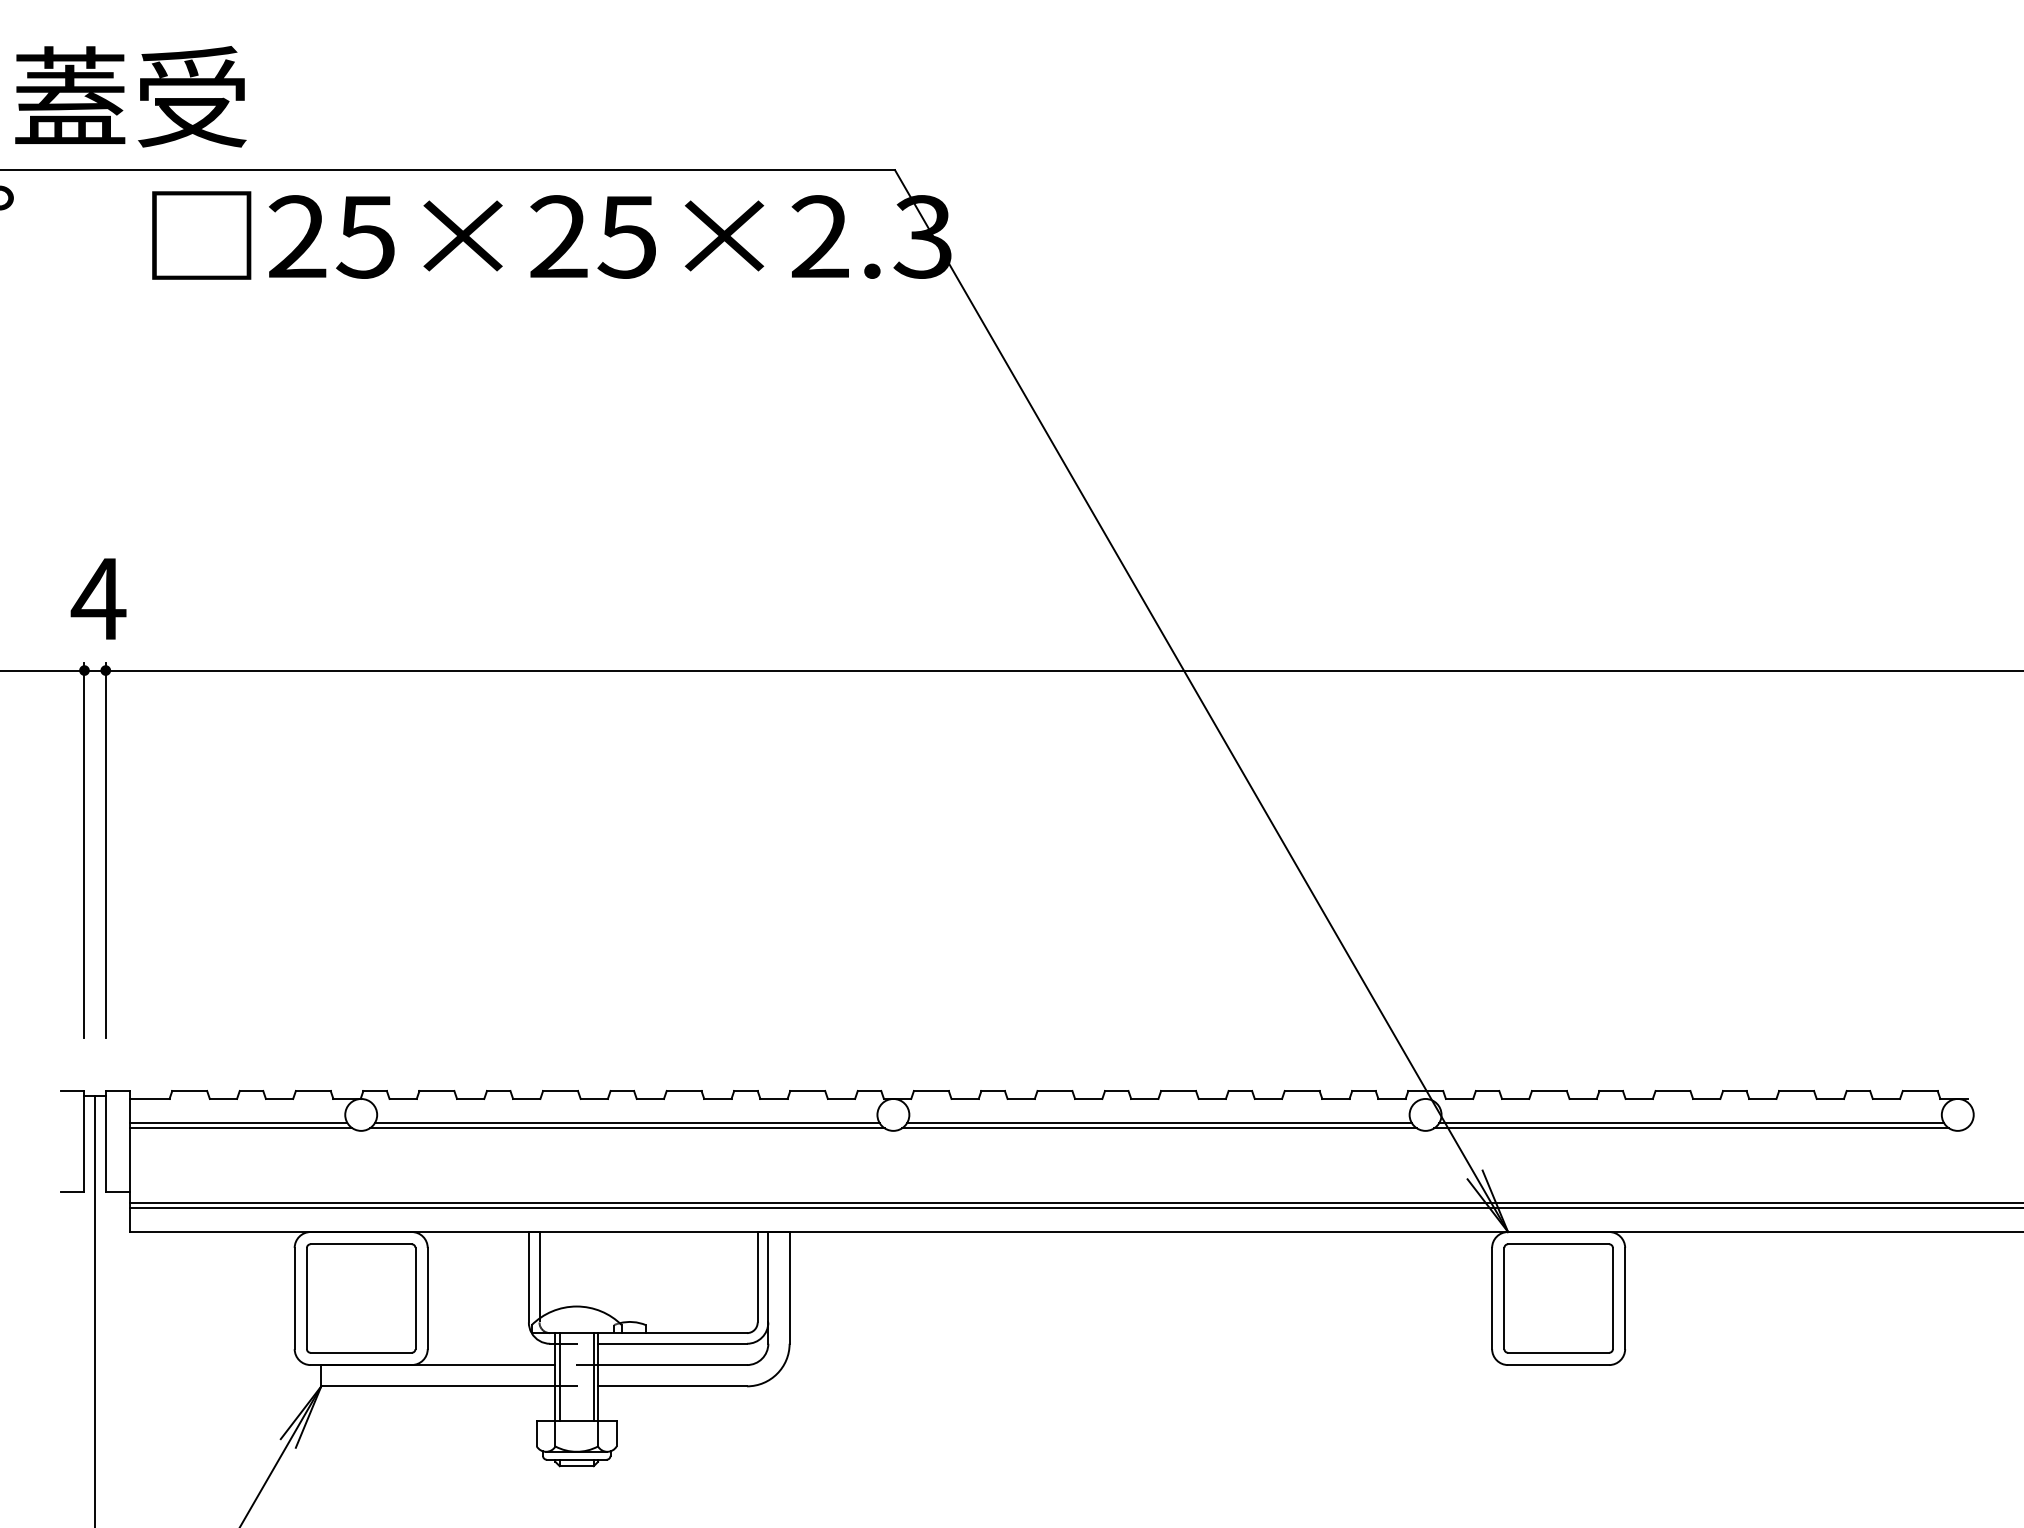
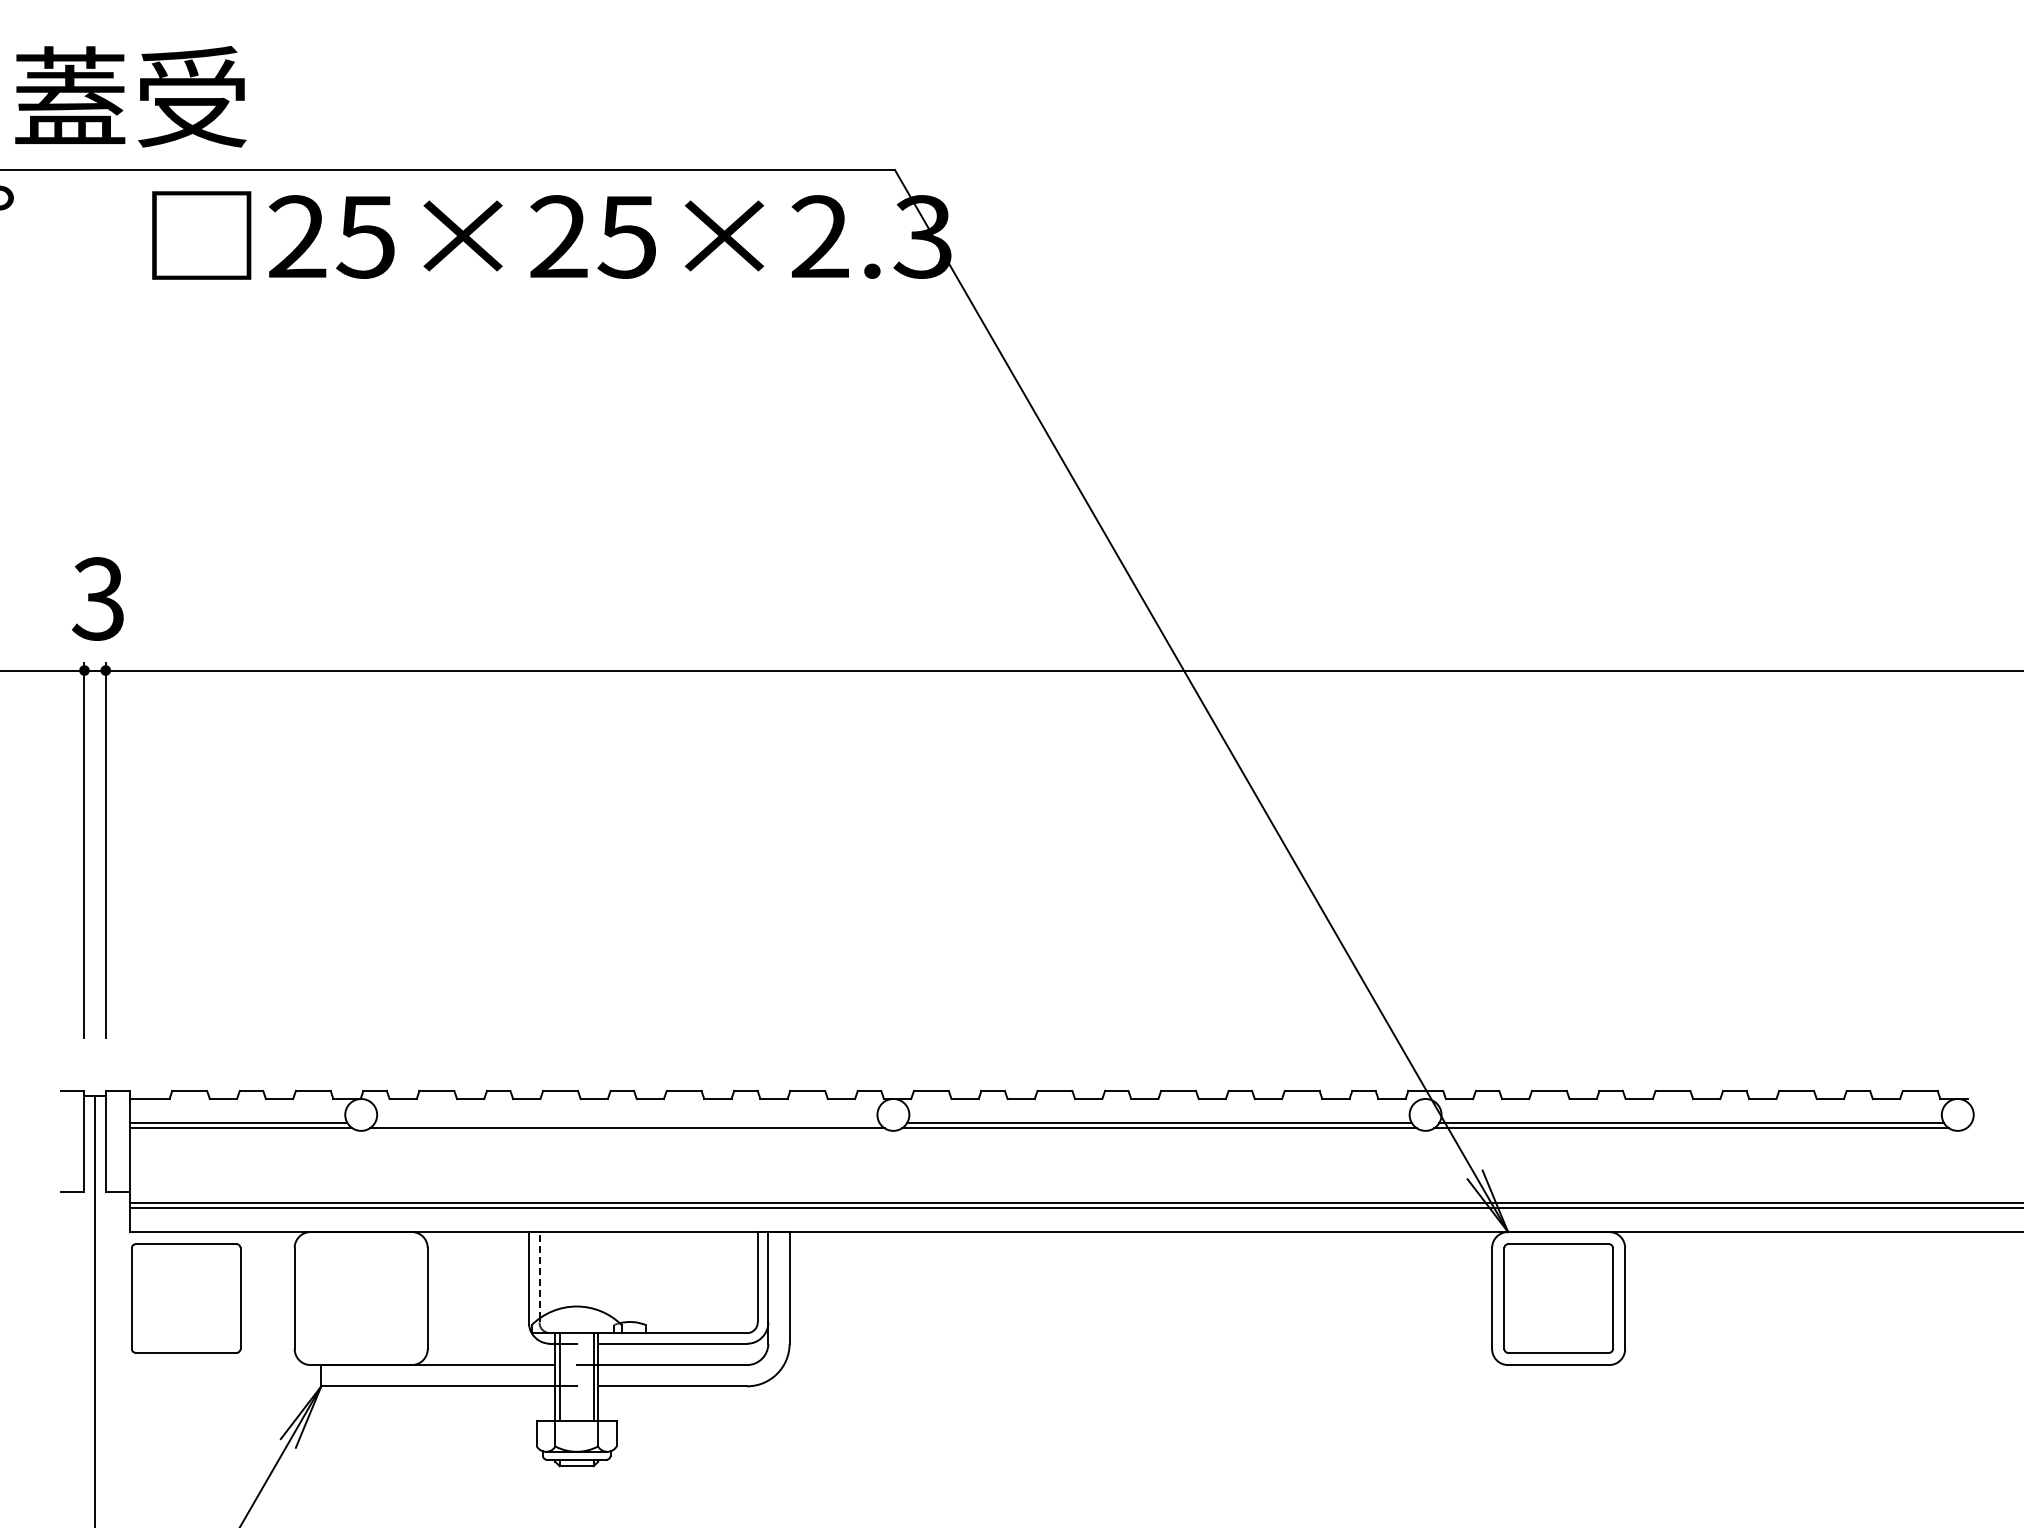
text: 4 -> 3 (98, 598)
line: present -> none (627, 1122)
line: solid -> dashed (539, 1274)
part position: (361, 1298) -> (186, 1298) (186, 1298)
